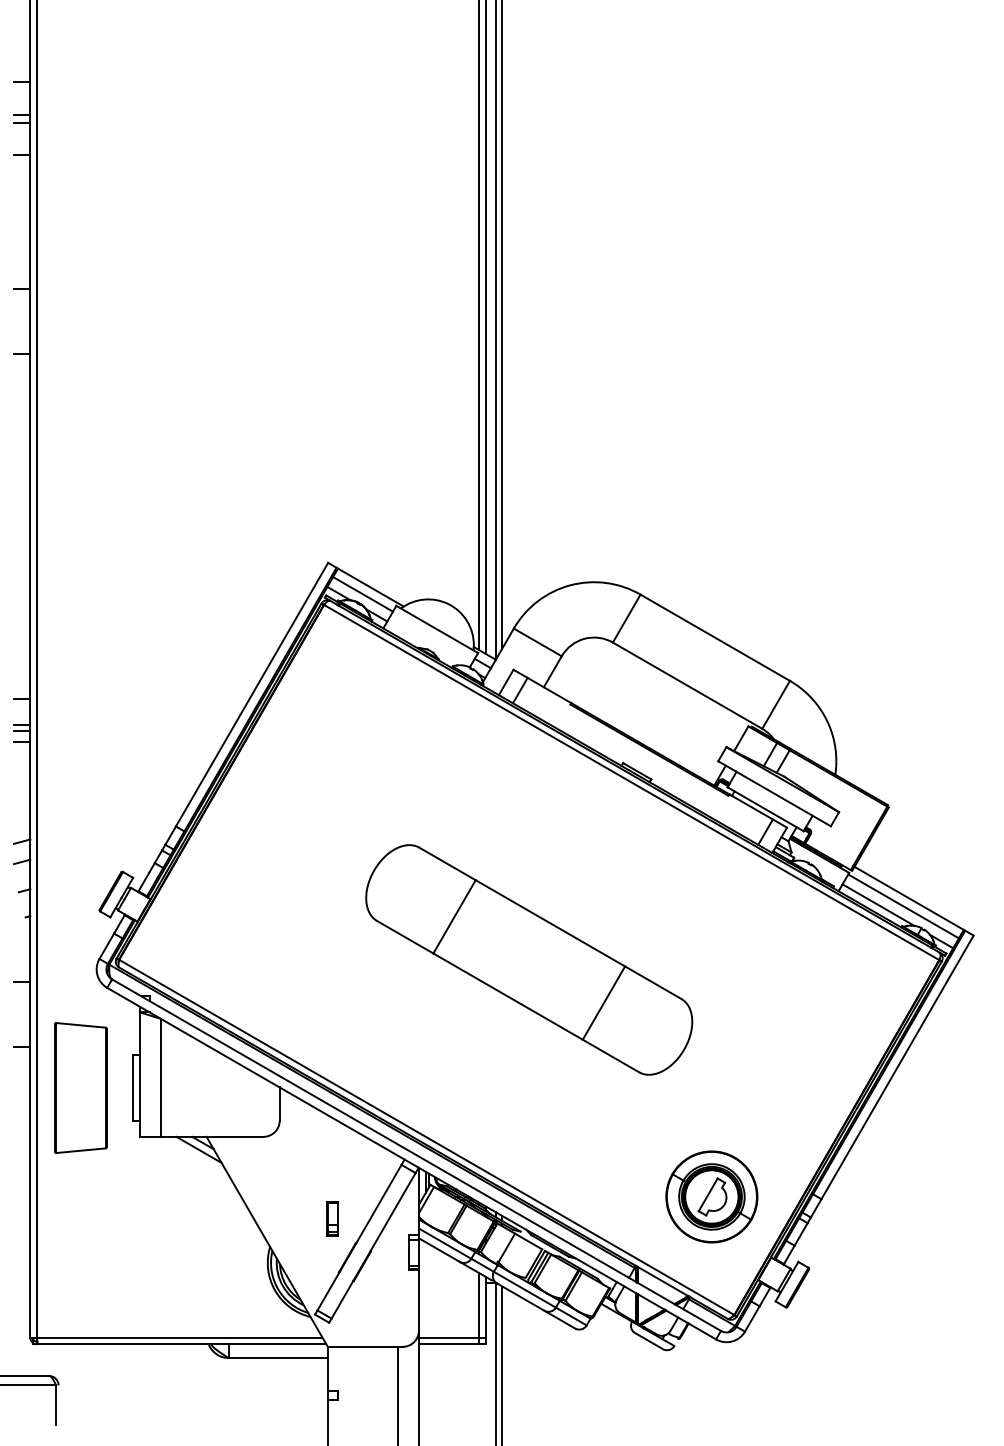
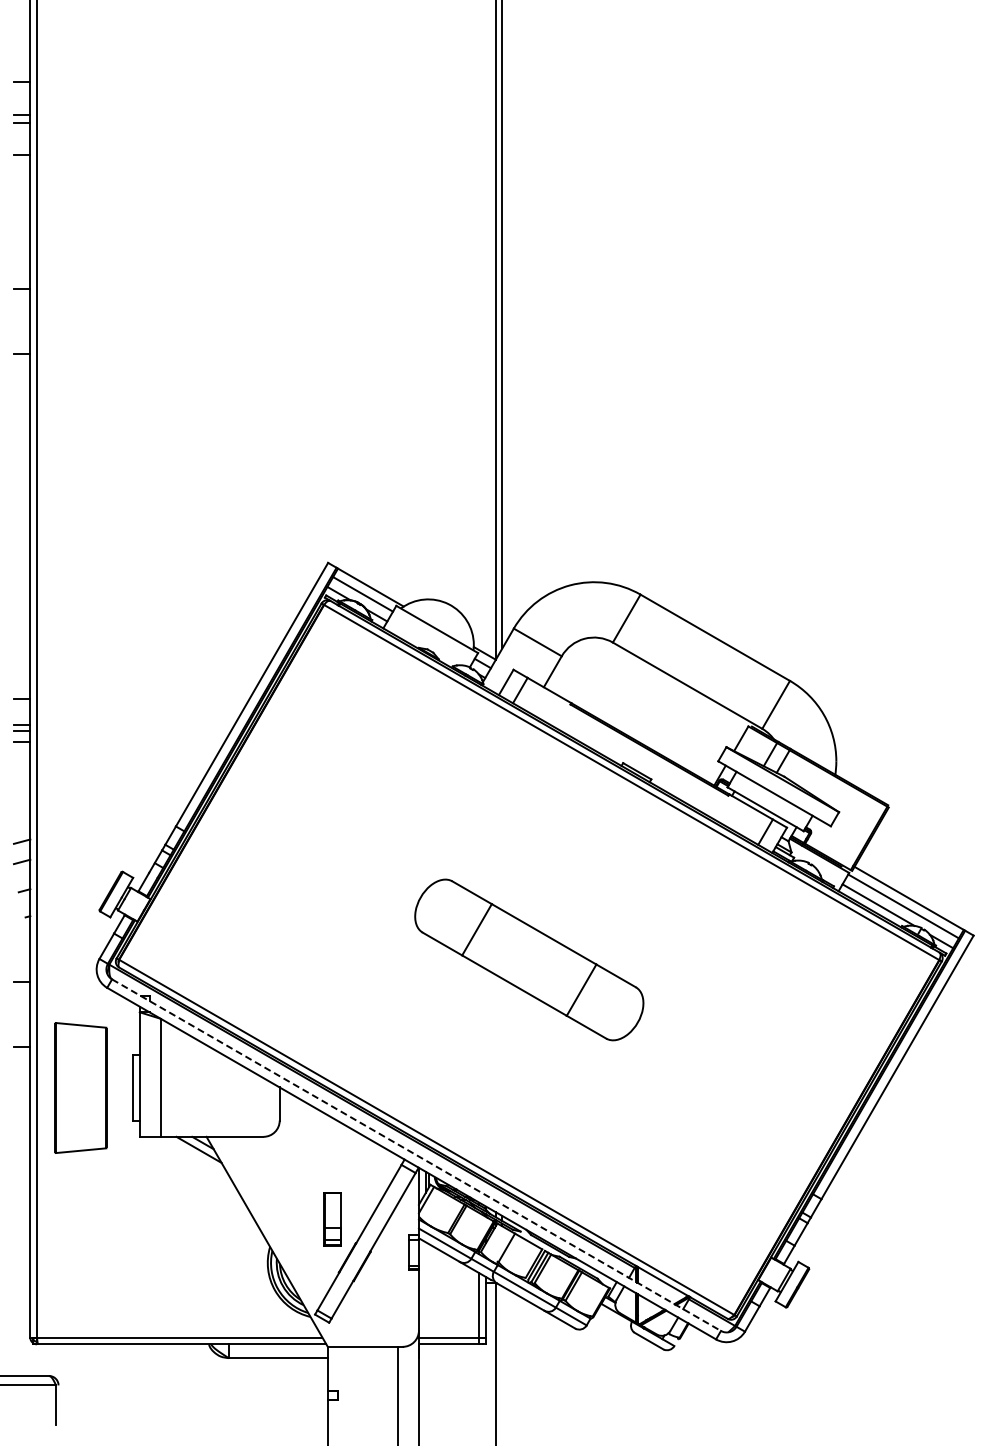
line: present -> none (479, 326)
line: present -> none (486, 328)
part size: 329x232 px -> 231x164 px (529, 959)
line: solid -> dashed (416, 1155)
part: present -> none (711, 1196)
part size: 13x36 px -> 19x55 px (332, 1219)
line: present -> none (502, 1364)
